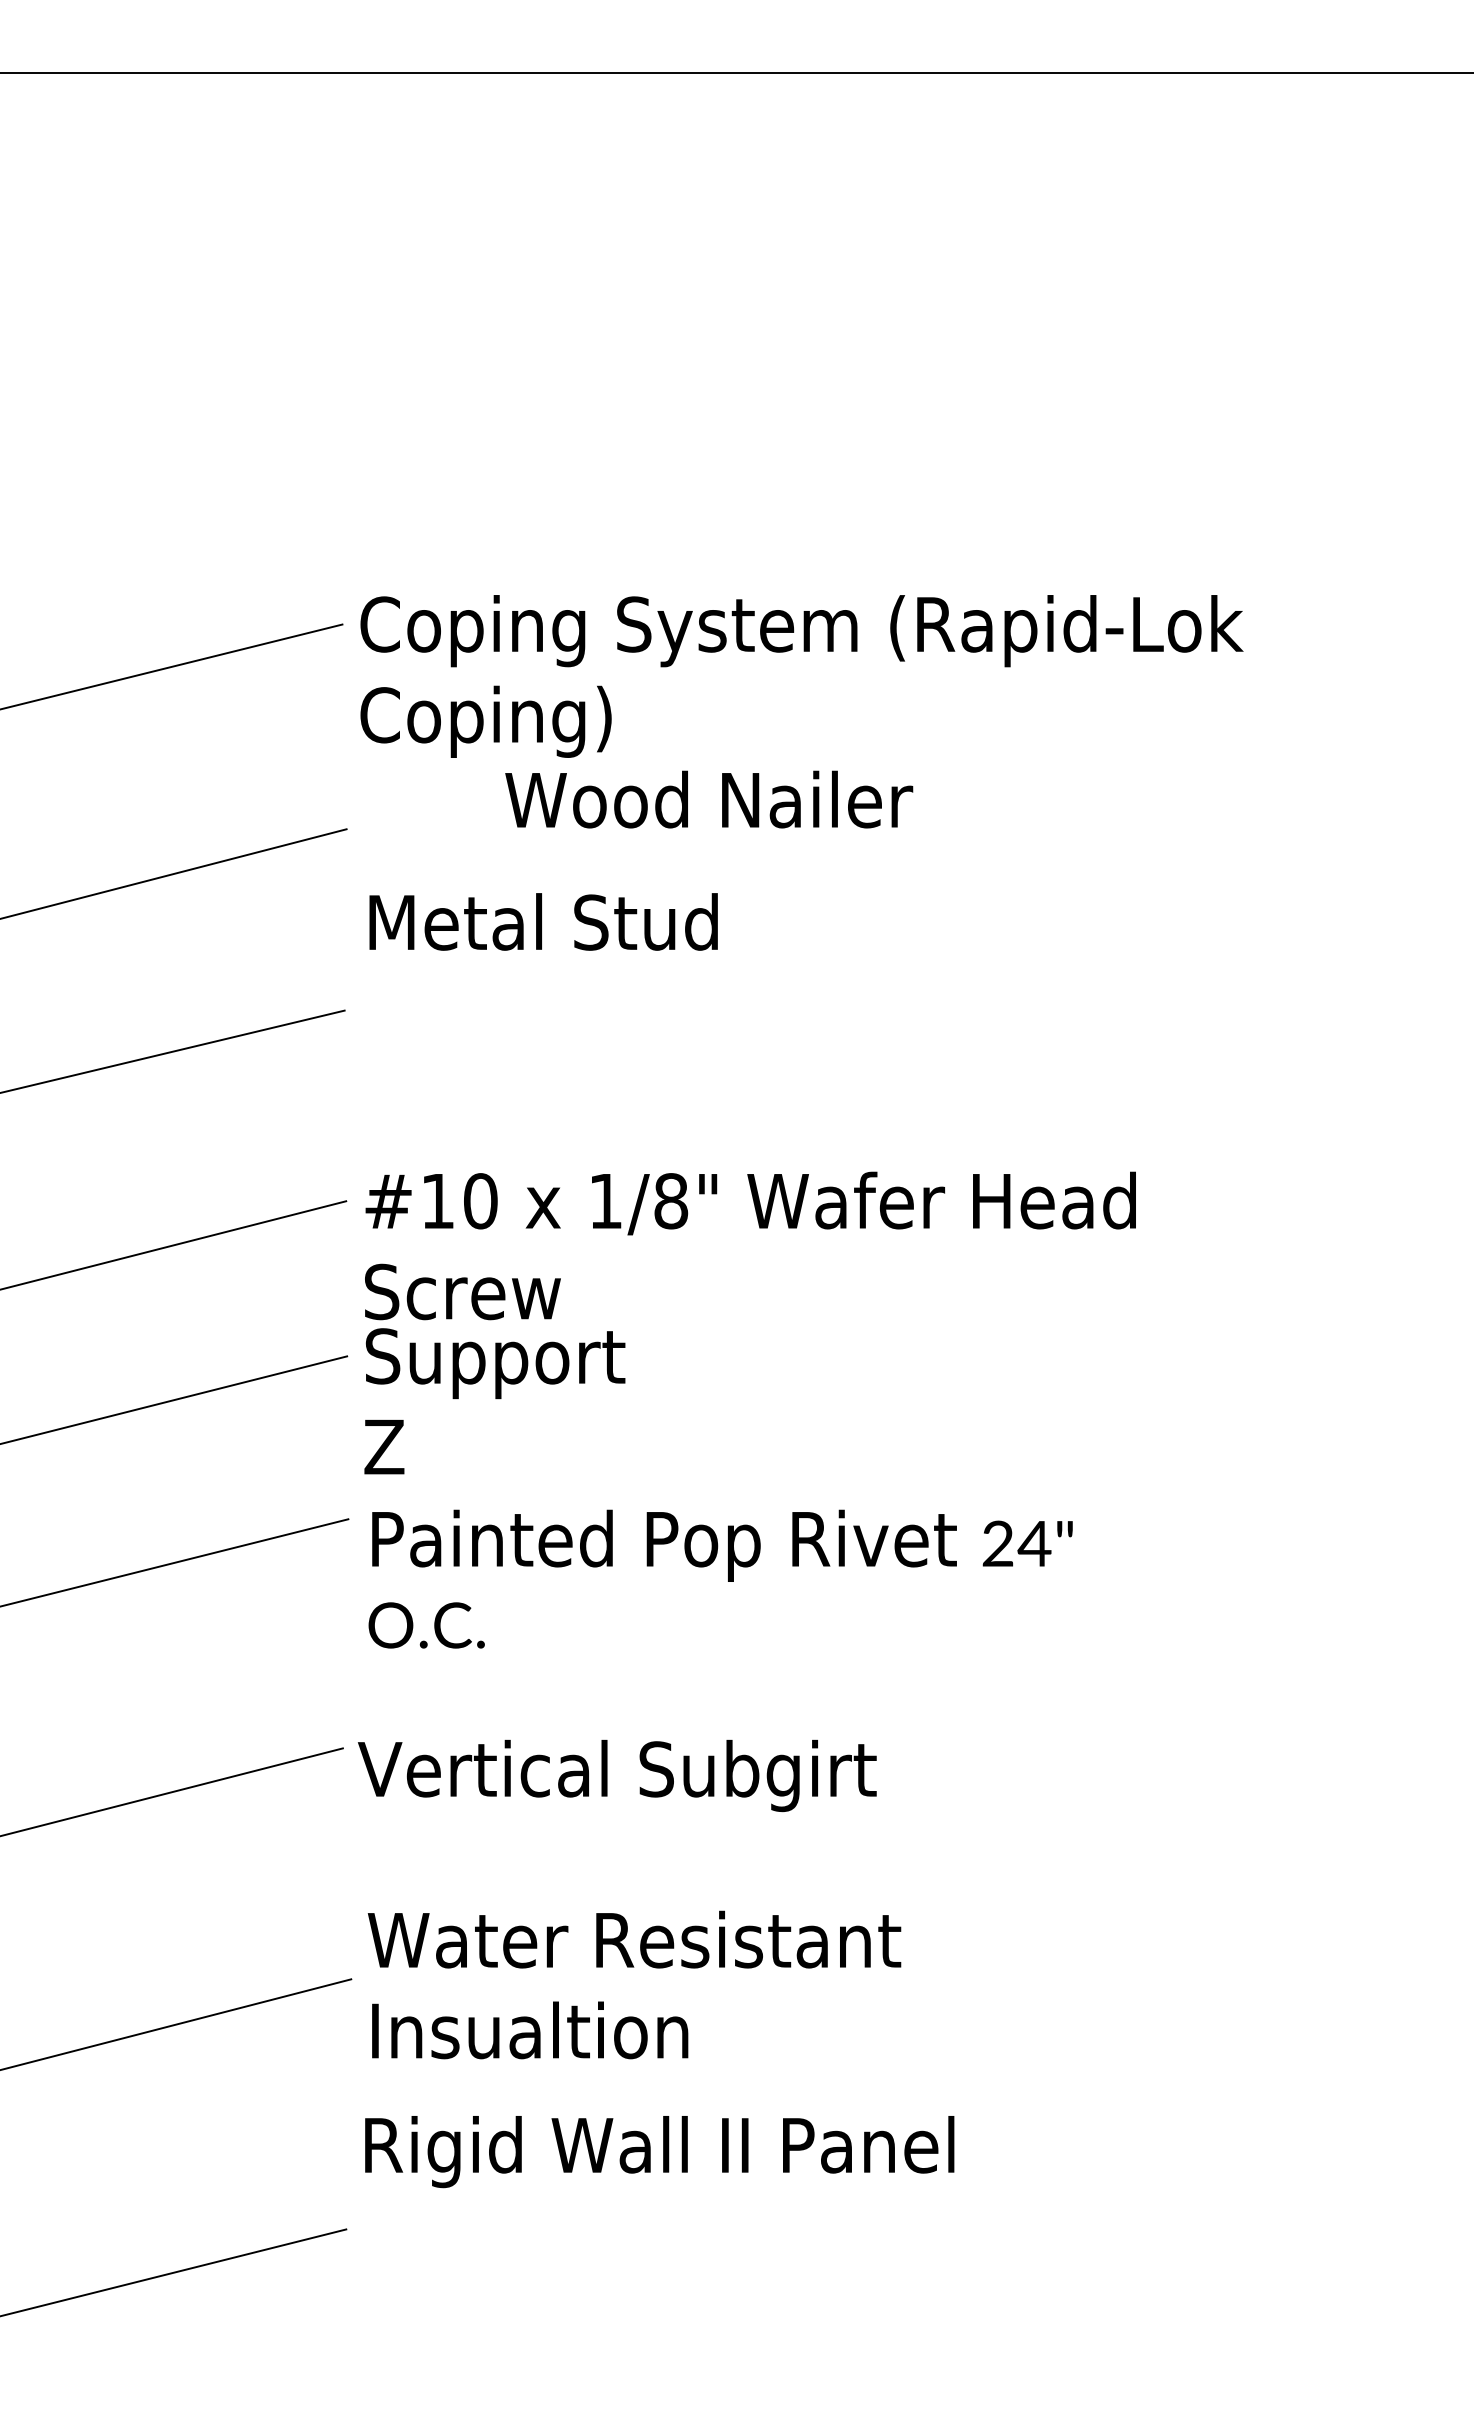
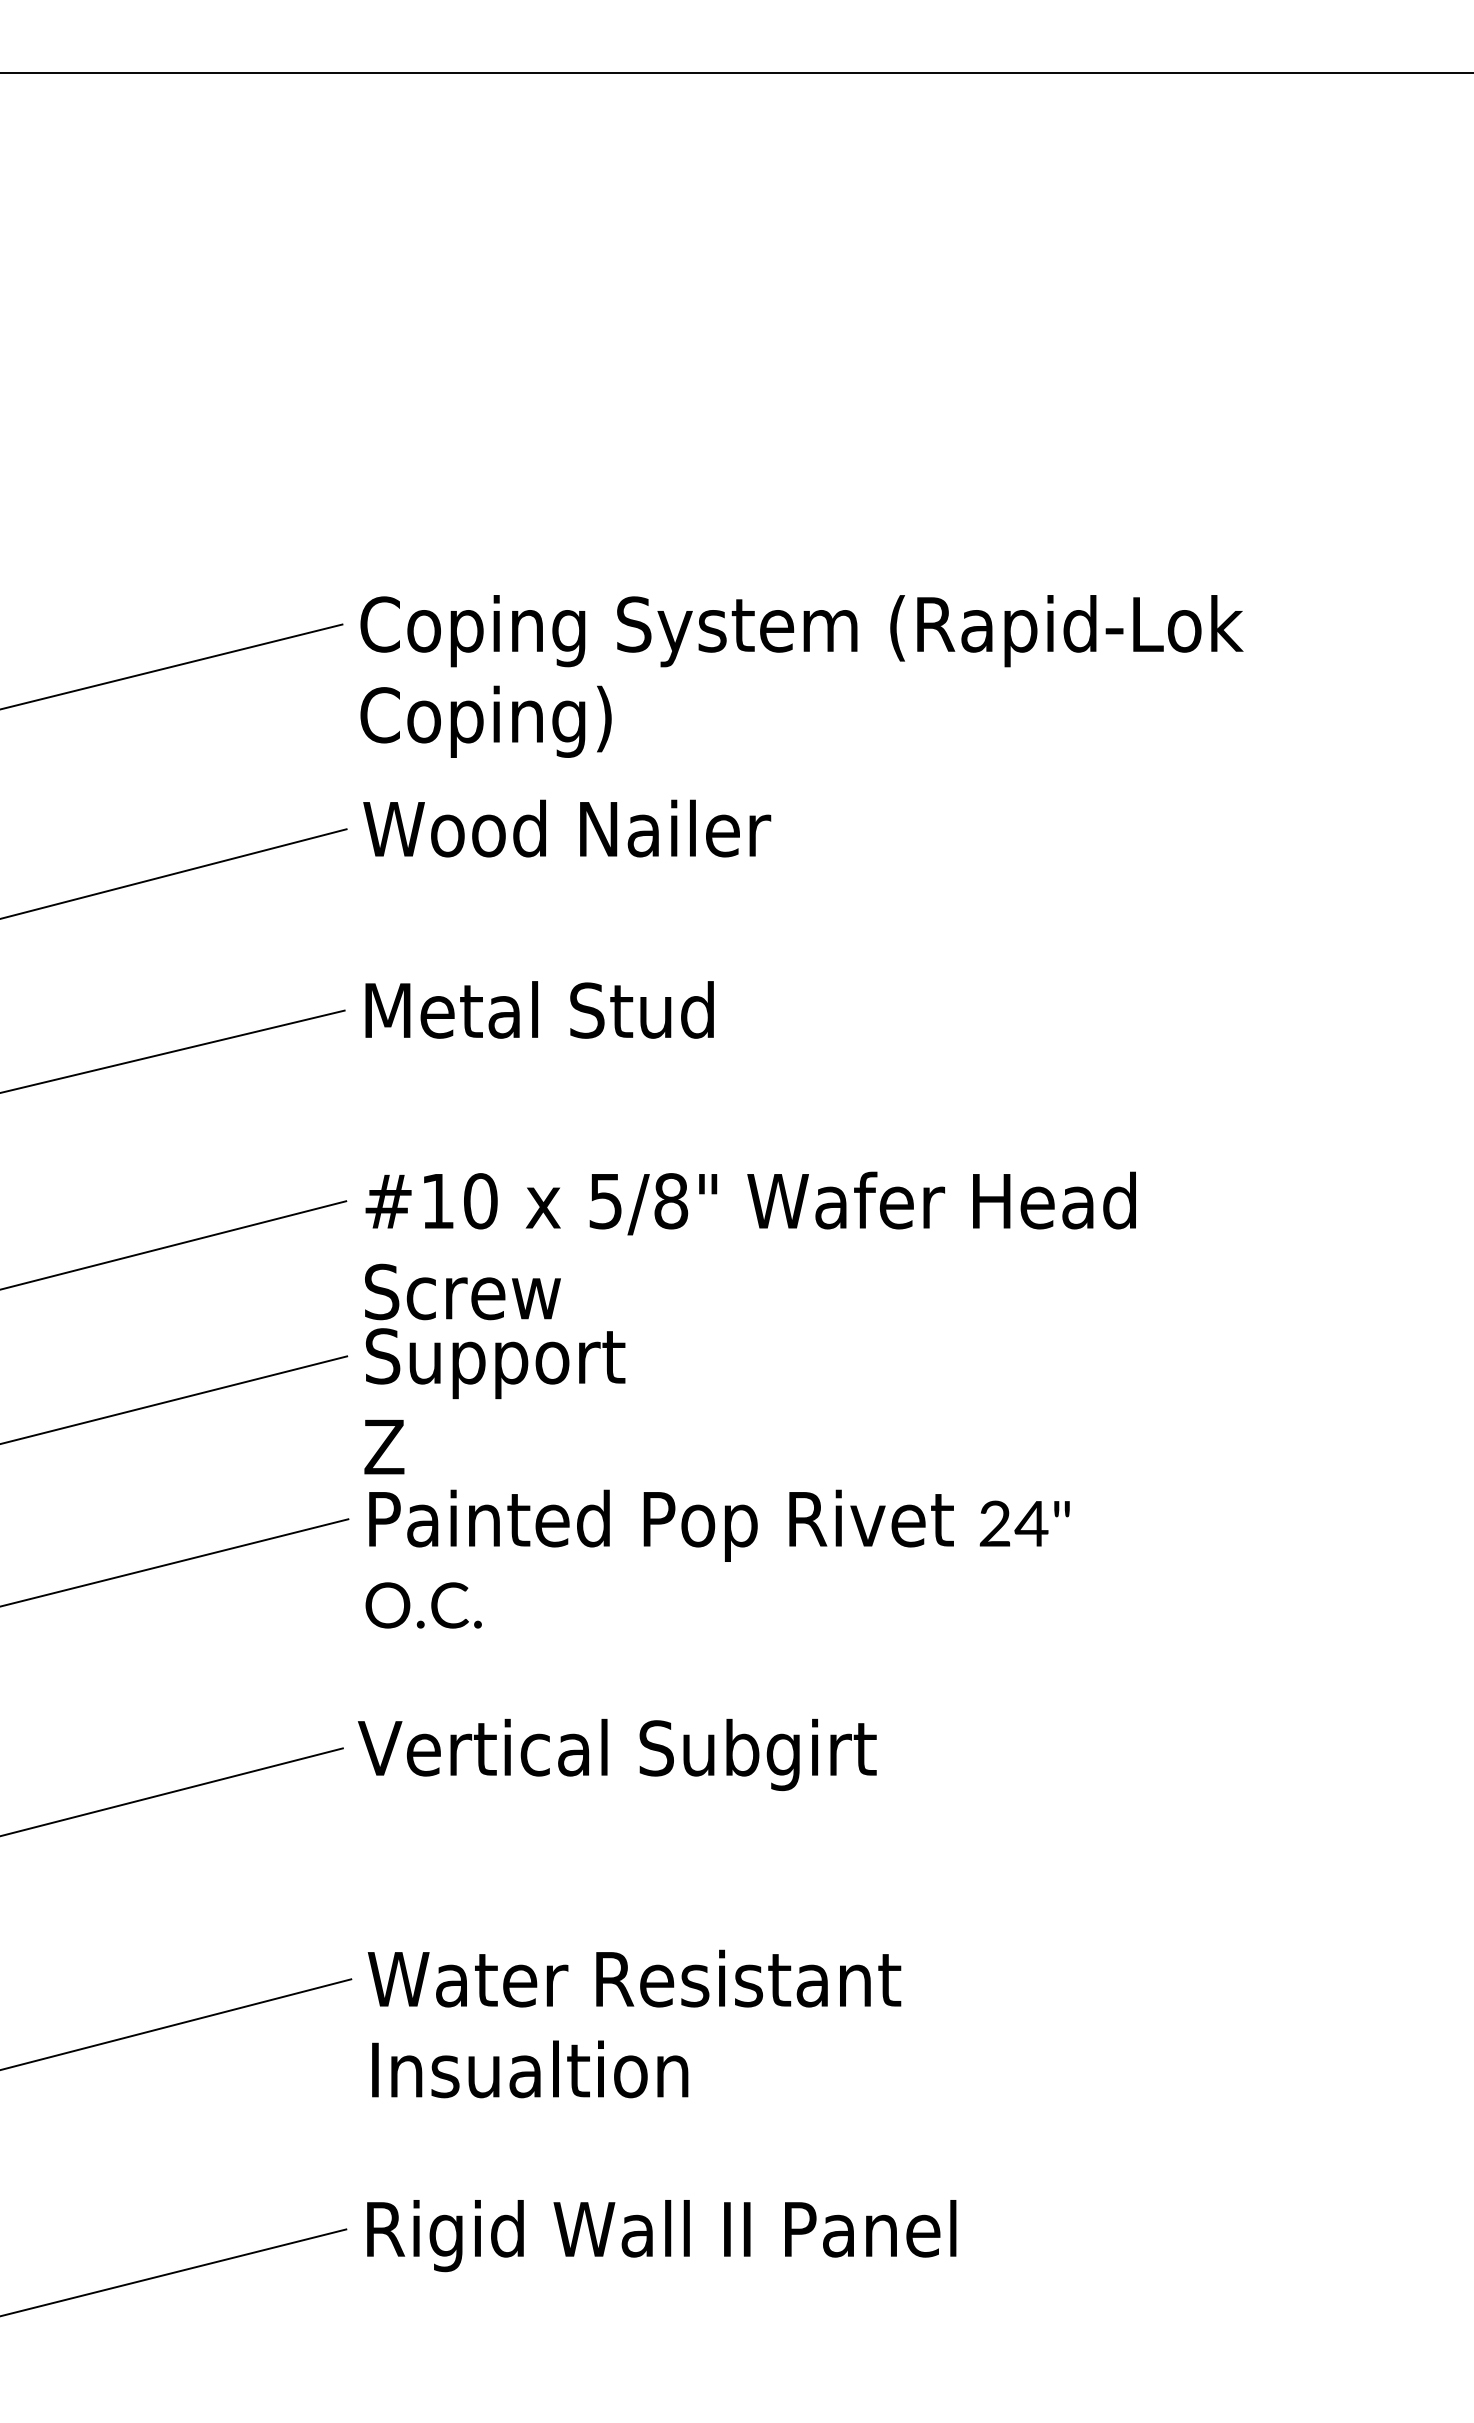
text position: (709, 799) -> (567, 828) (567, 828)
text position: (543, 921) -> (539, 1009) (539, 1009)
text: 1/8" -> 5/8" (605, 1201)
text position: (720, 1578) -> (717, 1558) (717, 1558)
text position: (617, 1775) -> (617, 1754) (617, 1754)
text position: (634, 1984) -> (634, 2023) (634, 2023)
text position: (659, 2152) -> (661, 2236) (661, 2236)
